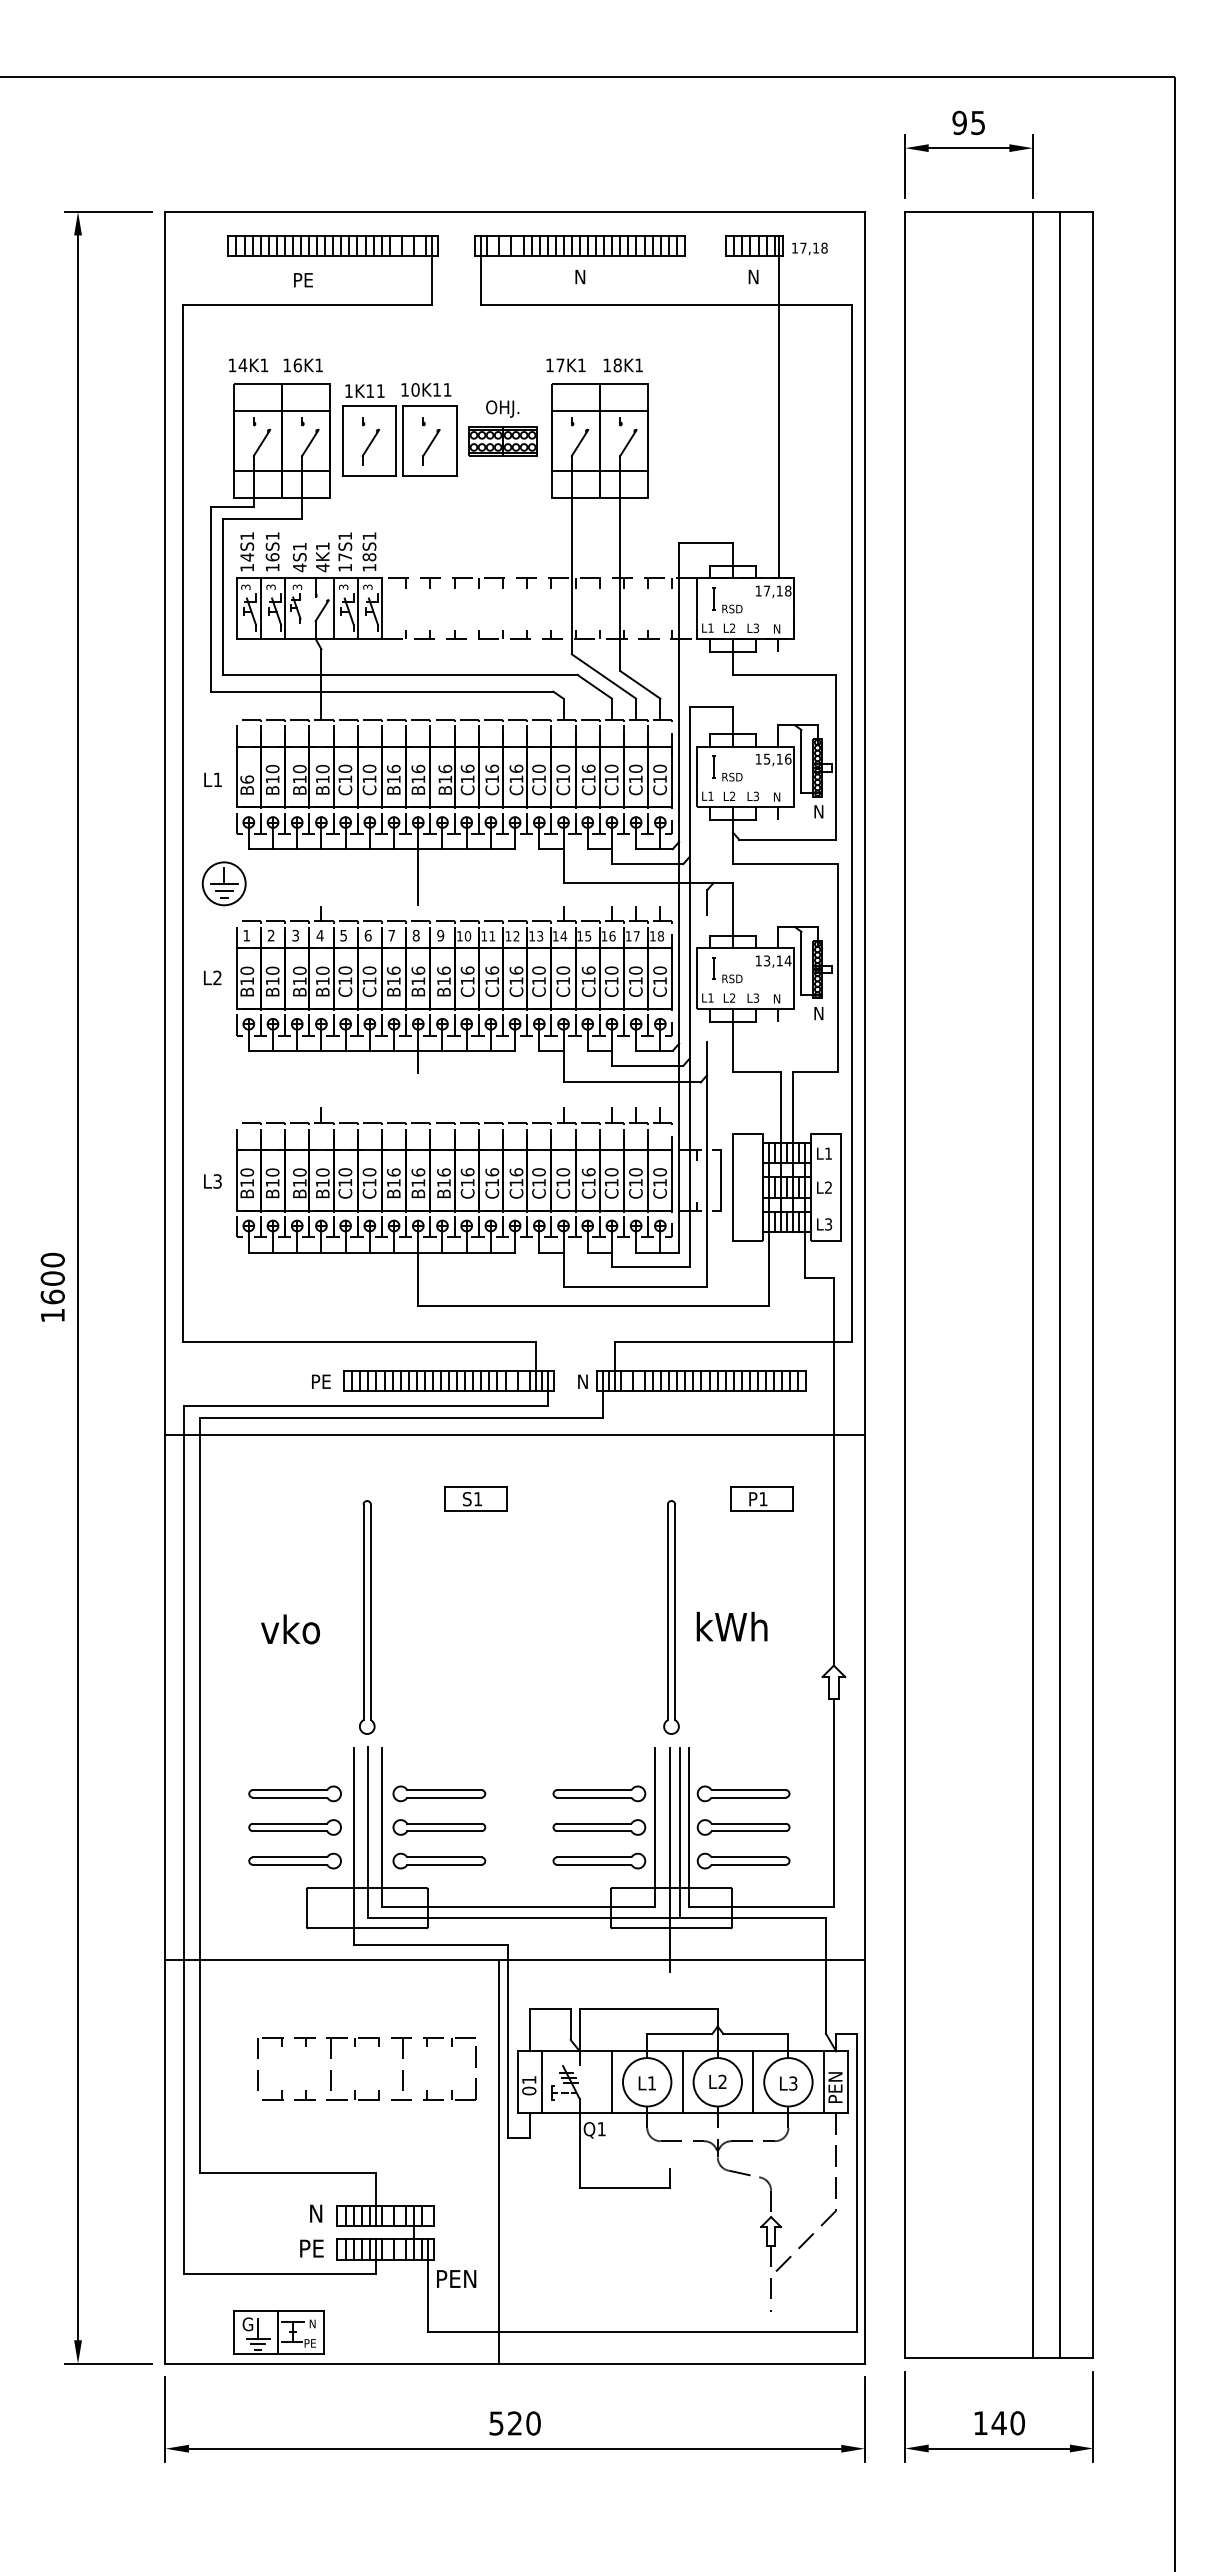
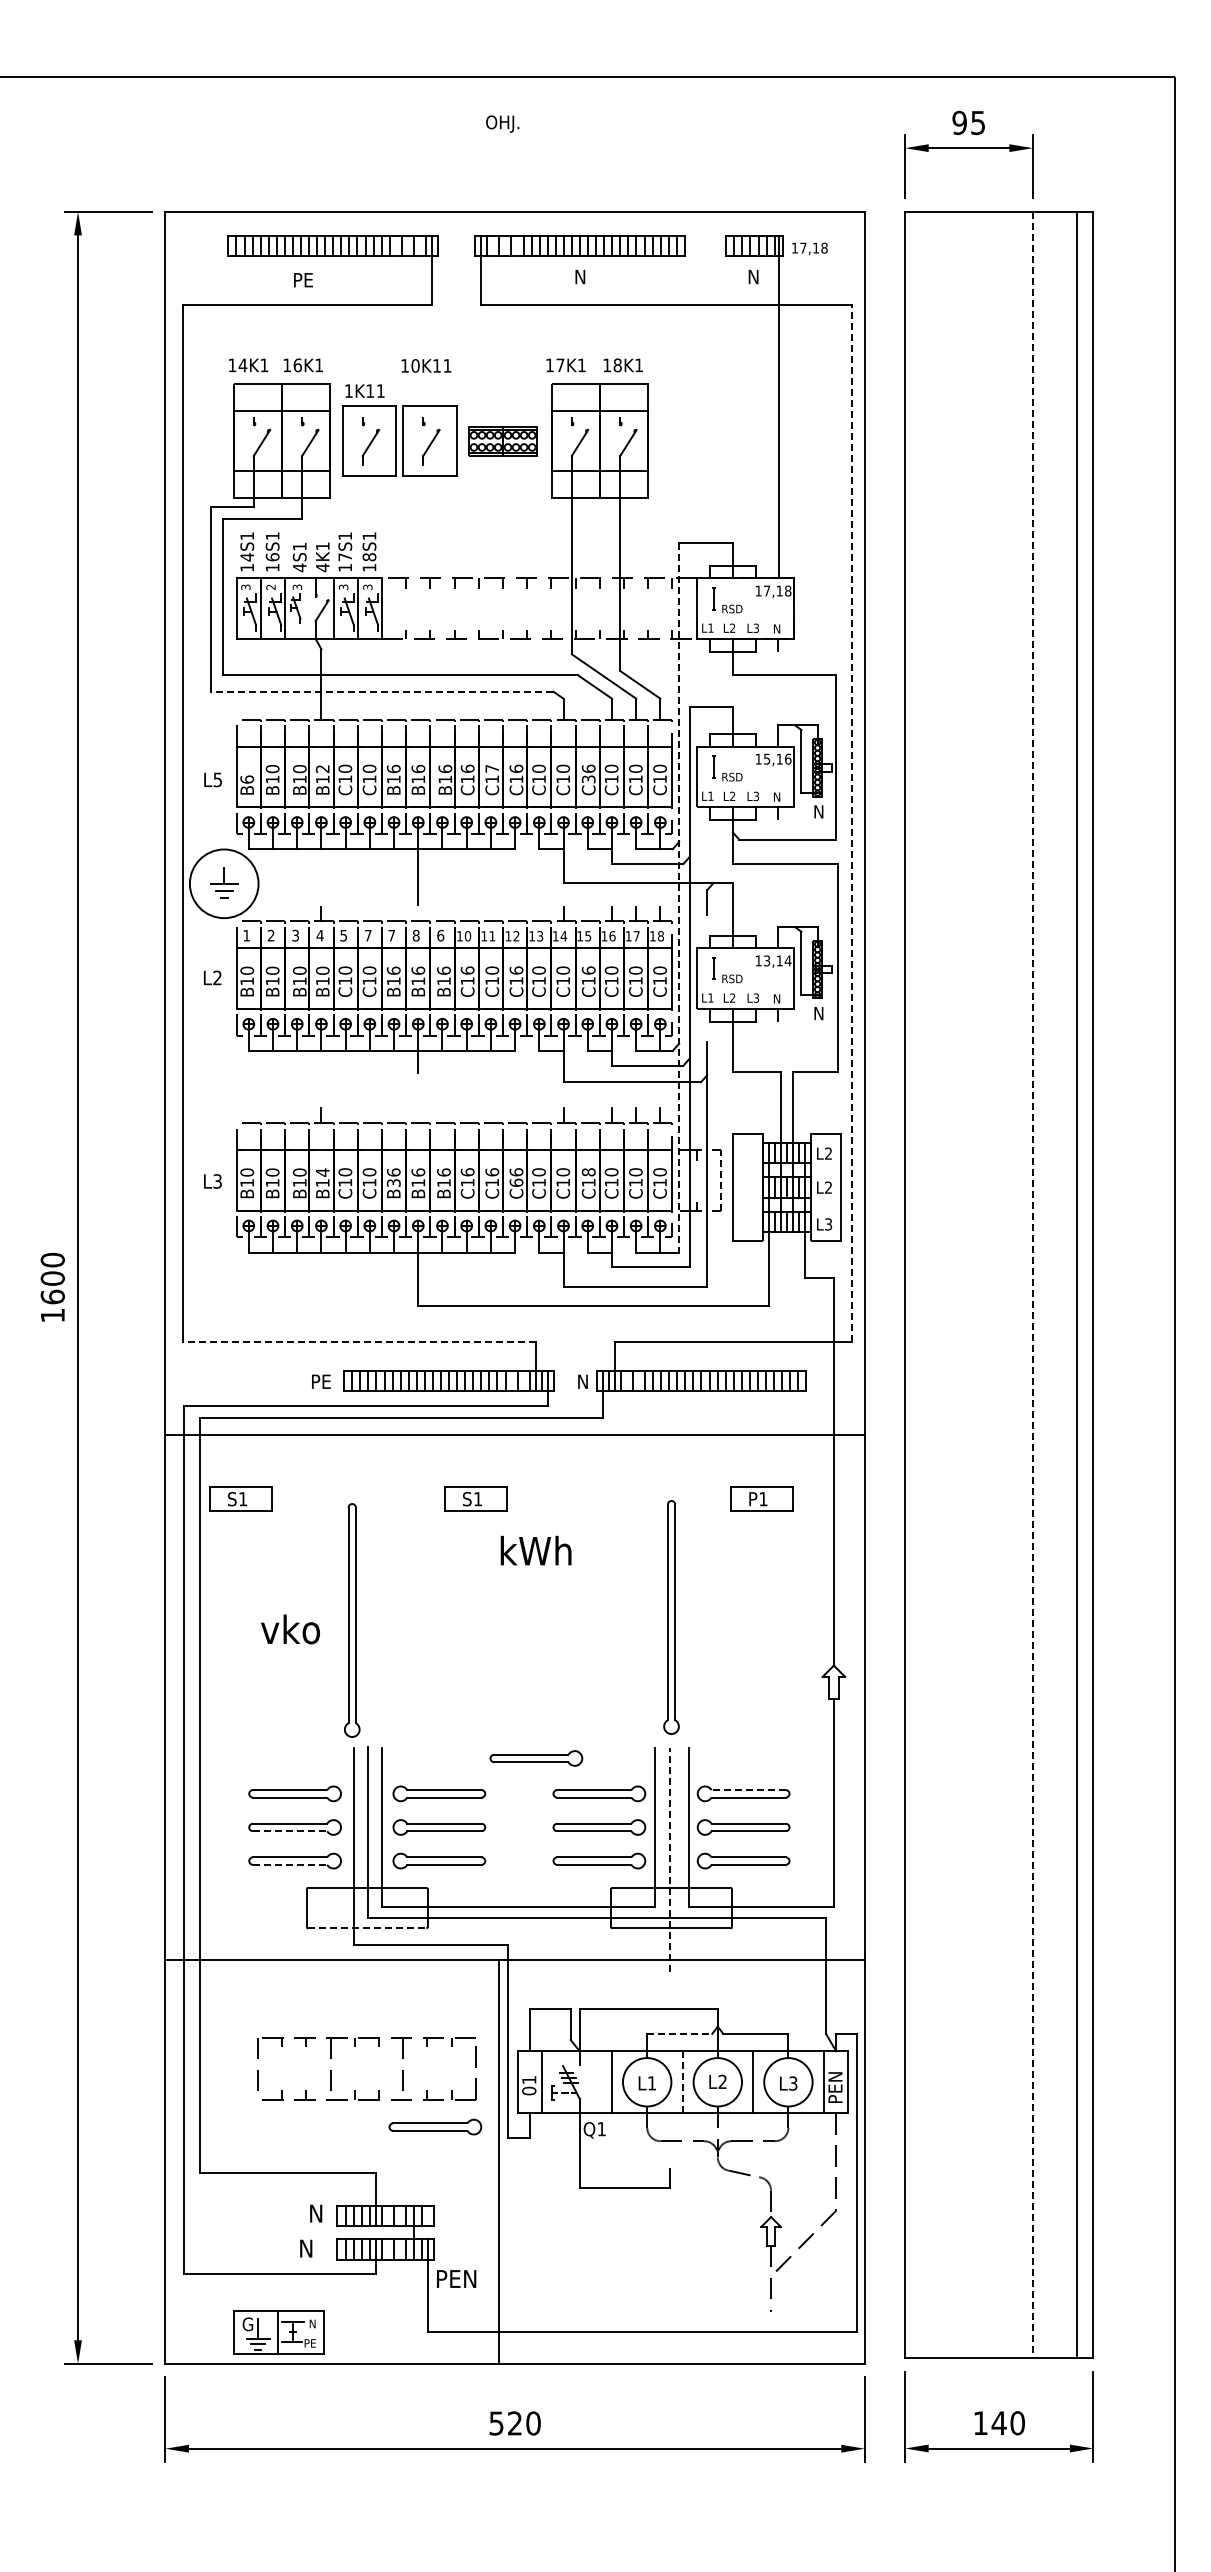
text position: (426, 389) -> (426, 365) (426, 365)
text position: (502, 408) -> (502, 123) (502, 123)
text: 3 -> 2 (271, 586)
line: solid -> dashed (381, 691)
text: B10 -> B12 (322, 768)
text: C16 -> C17 (492, 768)
text: L1 -> L5 (217, 779)
text: C16 -> C36 (588, 779)
line: solid -> dashed (852, 823)
circle diameter: 43 px -> 69 px (223, 883)
line: solid -> dashed (679, 897)
text: 6 -> 7 (367, 935)
text: 9 -> 6 (440, 935)
text: C16 -> C10 (491, 970)
text: L1 -> L2 (828, 1153)
text: B10 -> B14 (322, 1172)
text: C16 -> C18 (588, 1172)
line: solid -> dashed (720, 1179)
text: C16 -> C66 (516, 1182)
text: B16 -> B36 (393, 1183)
line position: (1059, 1284) -> (1076, 1284) (1076, 1284)
line: solid -> dashed (1032, 1285)
line: solid -> dashed (359, 1342)
part: none -> present (240, 1498)
part position: (367, 1617) -> (352, 1620) (352, 1620)
text position: (731, 1626) -> (535, 1550) (535, 1550)
part: none -> present (536, 1758)
line: solid -> dashed (748, 1790)
line: solid -> dashed (290, 1831)
line: present -> none (679, 1833)
line: solid -> dashed (670, 1860)
line: solid -> dashed (290, 1864)
line: solid -> dashed (367, 1928)
line: solid -> dashed (679, 2033)
line: solid -> dashed (682, 2082)
part: none -> present (435, 2126)
text: PE -> N (312, 2248)
